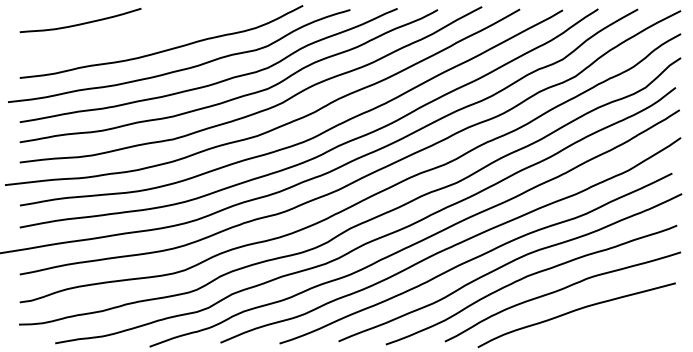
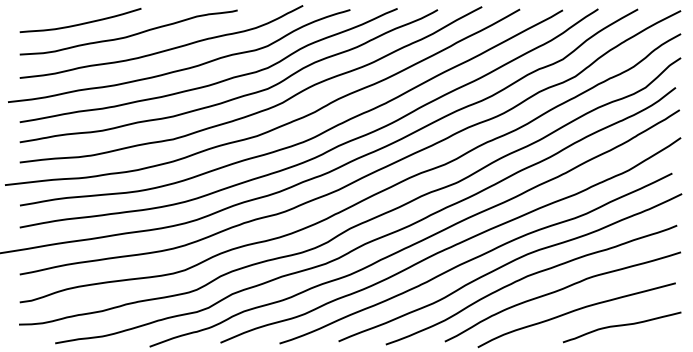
curve: none -> present (128, 35)
curve: none -> present (621, 326)
